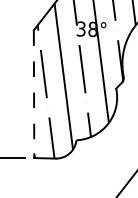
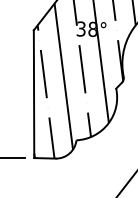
line: dashed -> solid (34, 94)
